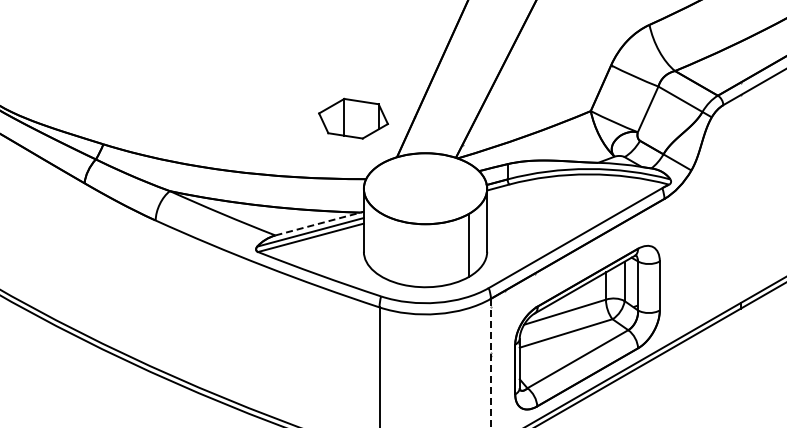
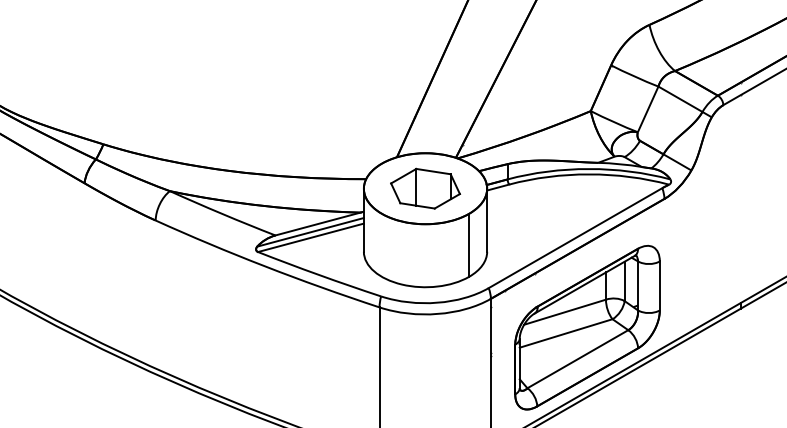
part position: (353, 118) -> (425, 188) (425, 188)
line: dashed -> solid (318, 223)
line: dashed -> solid (490, 363)
